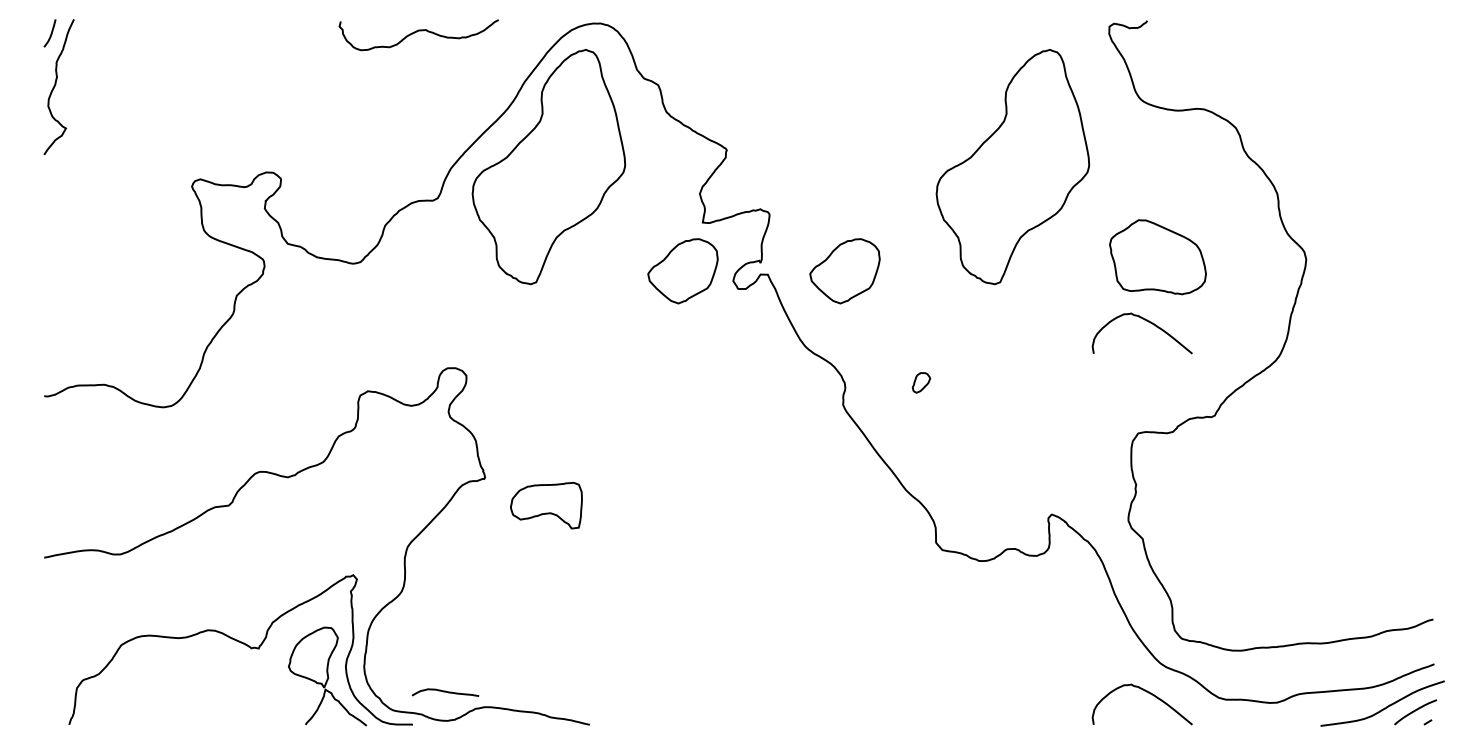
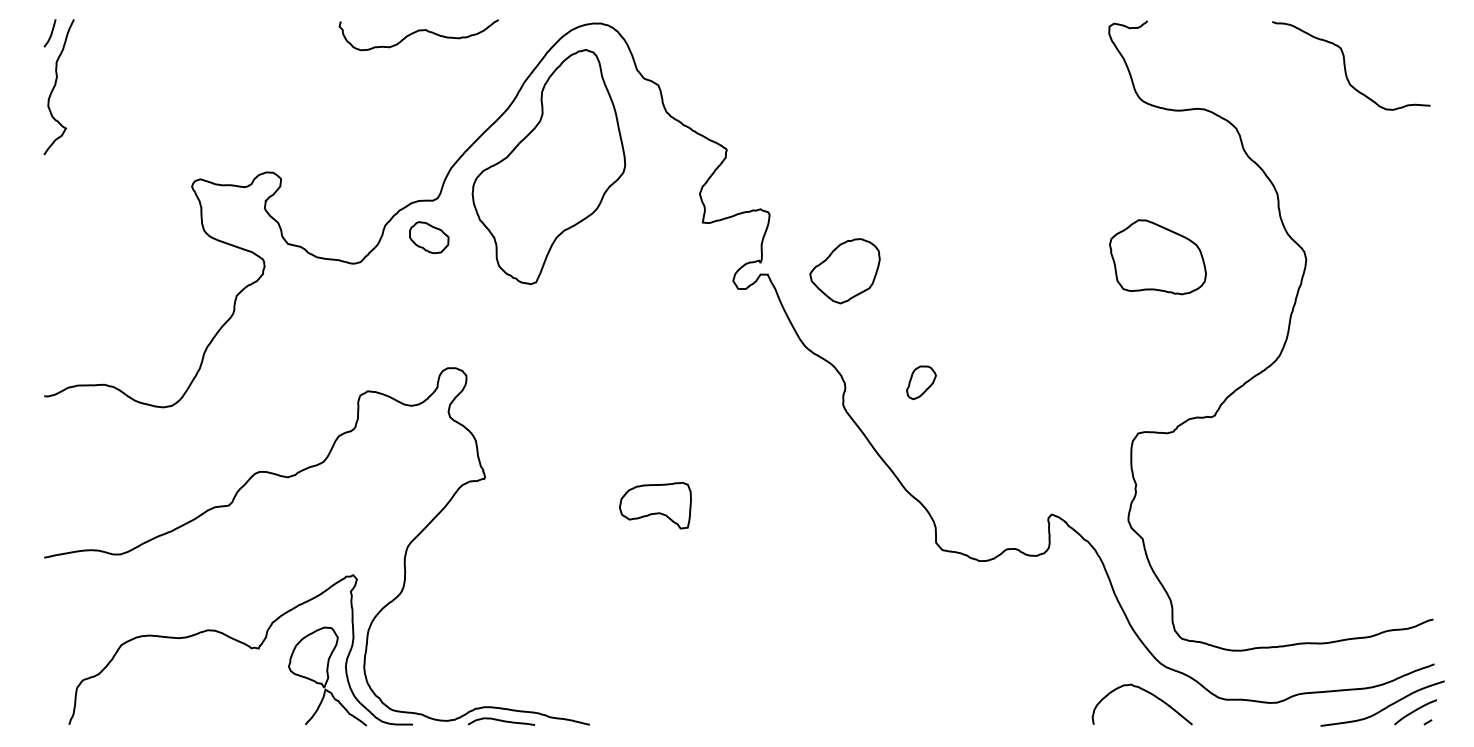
curve: none -> present (1345, 65)
part: present -> none (1012, 167)
part: none -> present (429, 237)
part: present -> none (682, 271)
curve: present -> none (1146, 321)
part size: 21x22 px -> 31x36 px (921, 382)
part position: (546, 505) -> (655, 505) (655, 505)
curve position: (445, 692) -> (501, 721) (501, 721)
